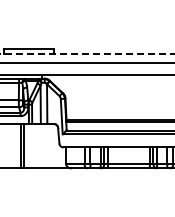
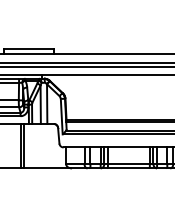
line: dashed -> solid (87, 54)
line: none -> present (86, 67)
